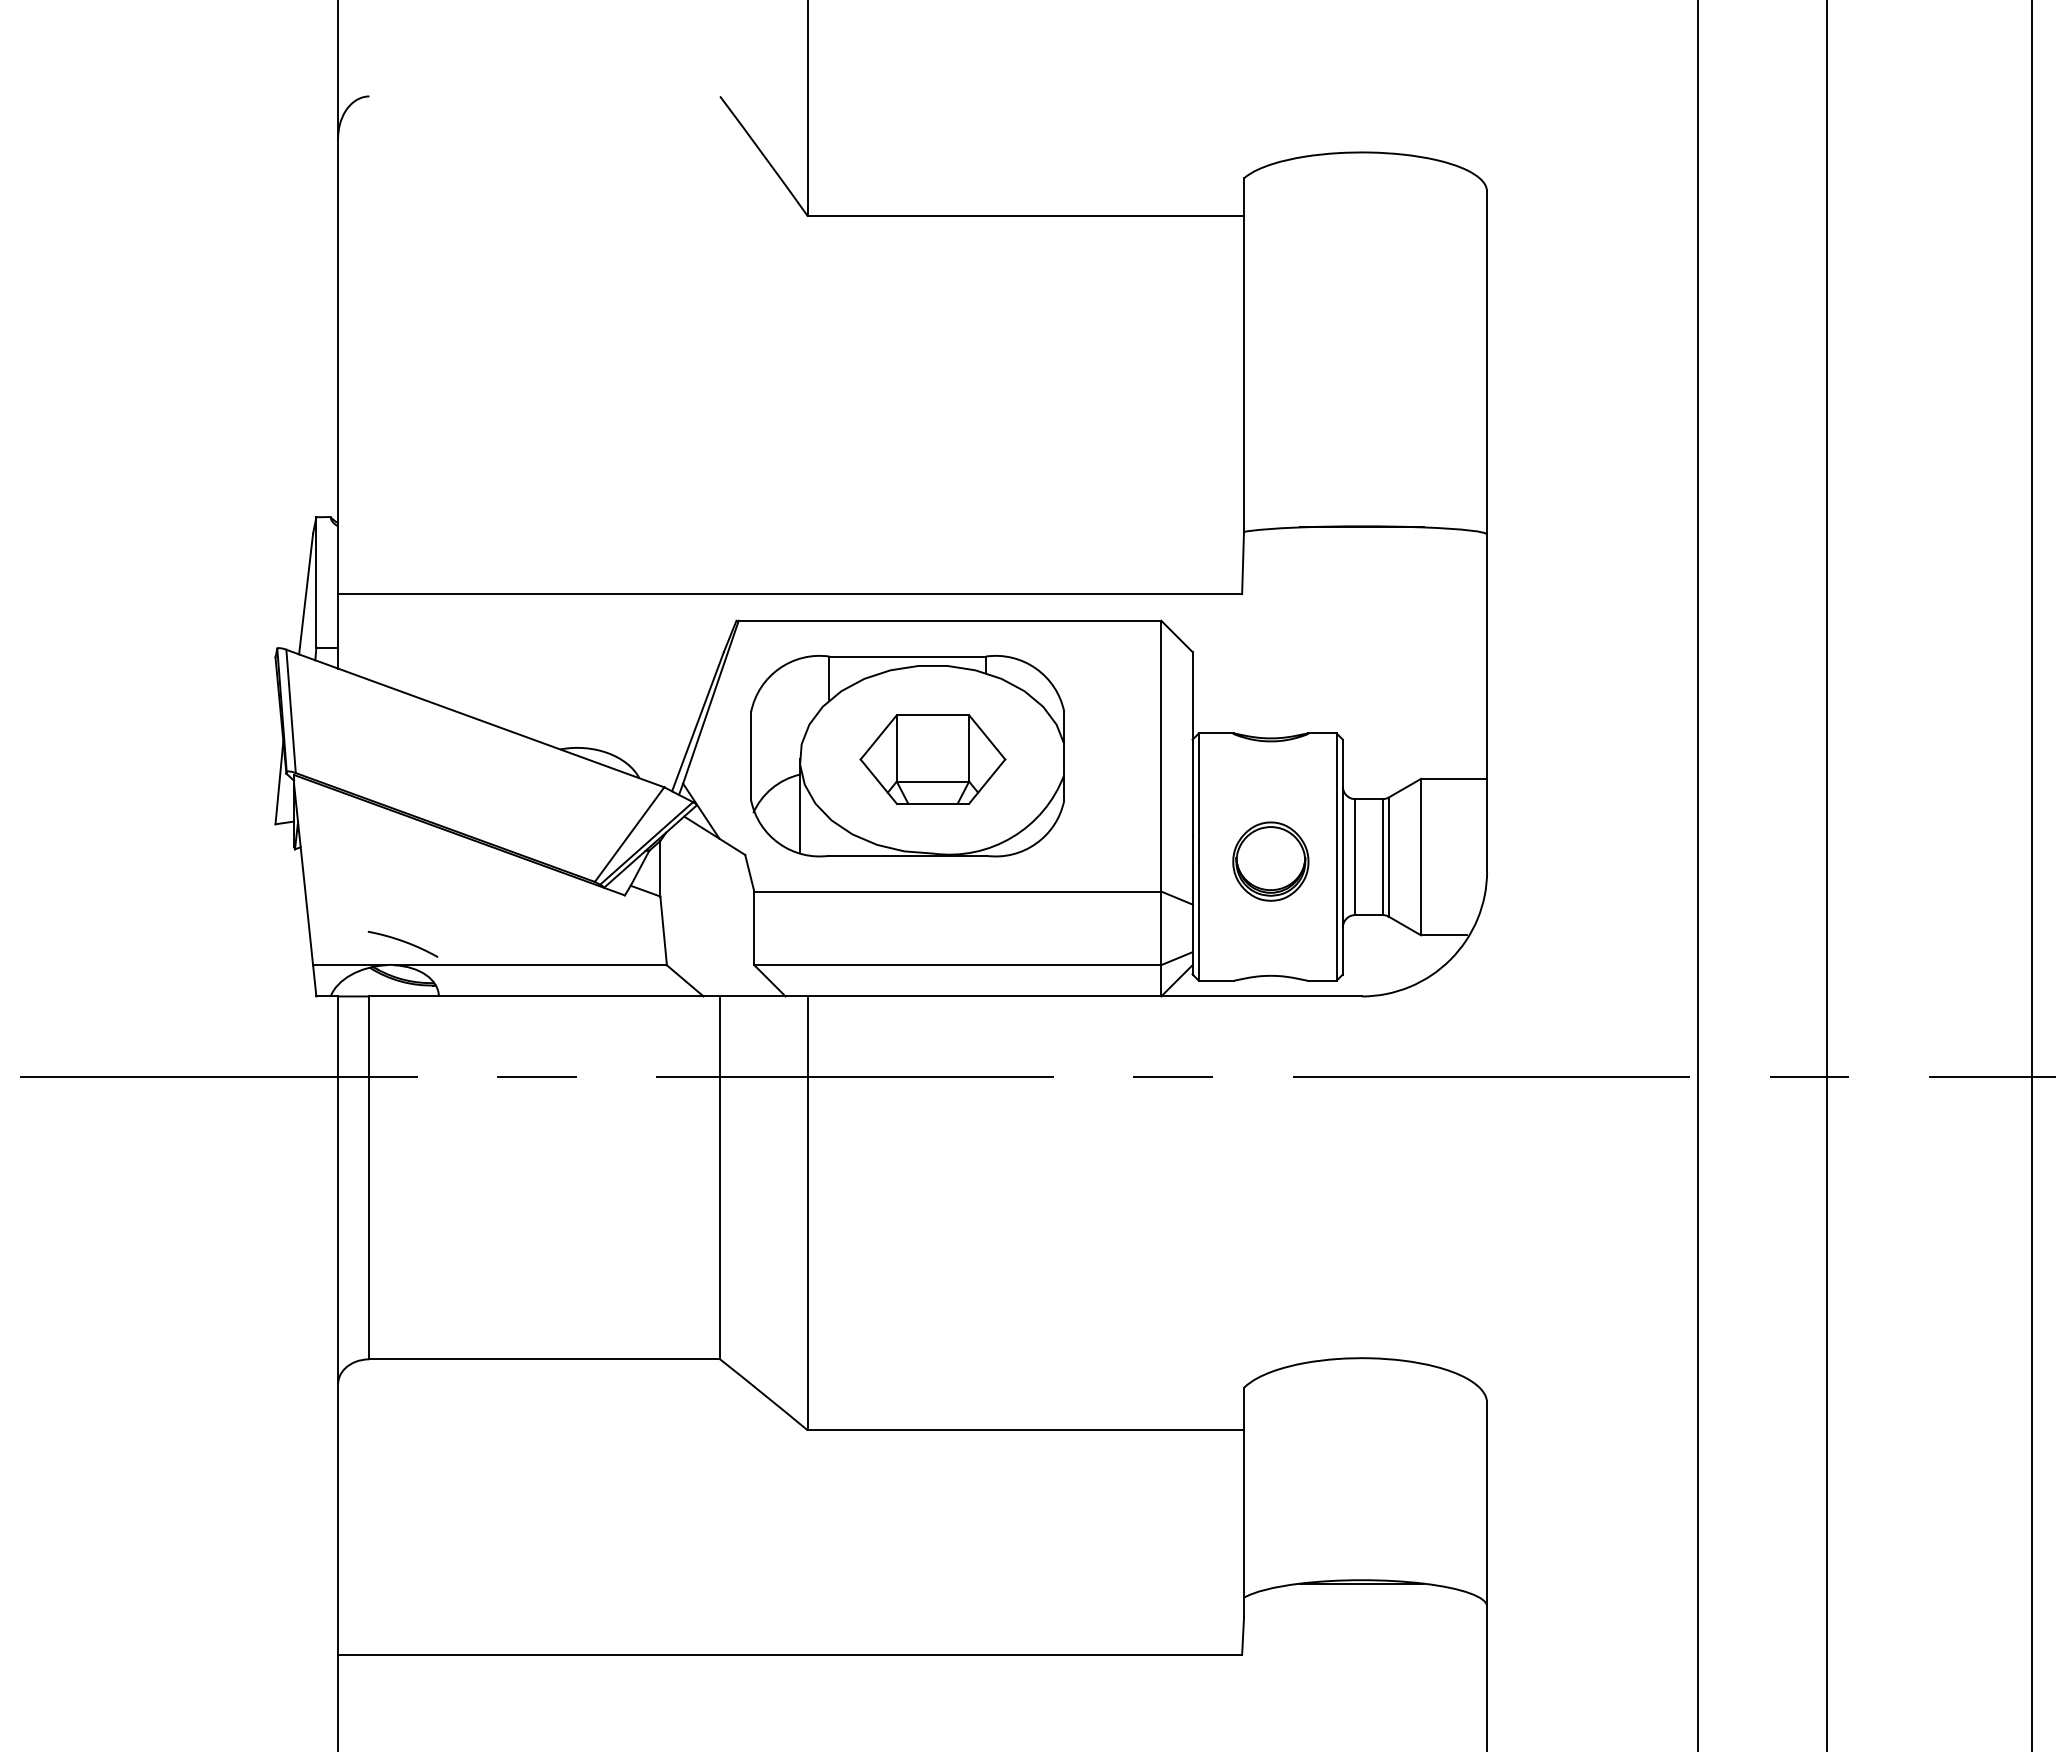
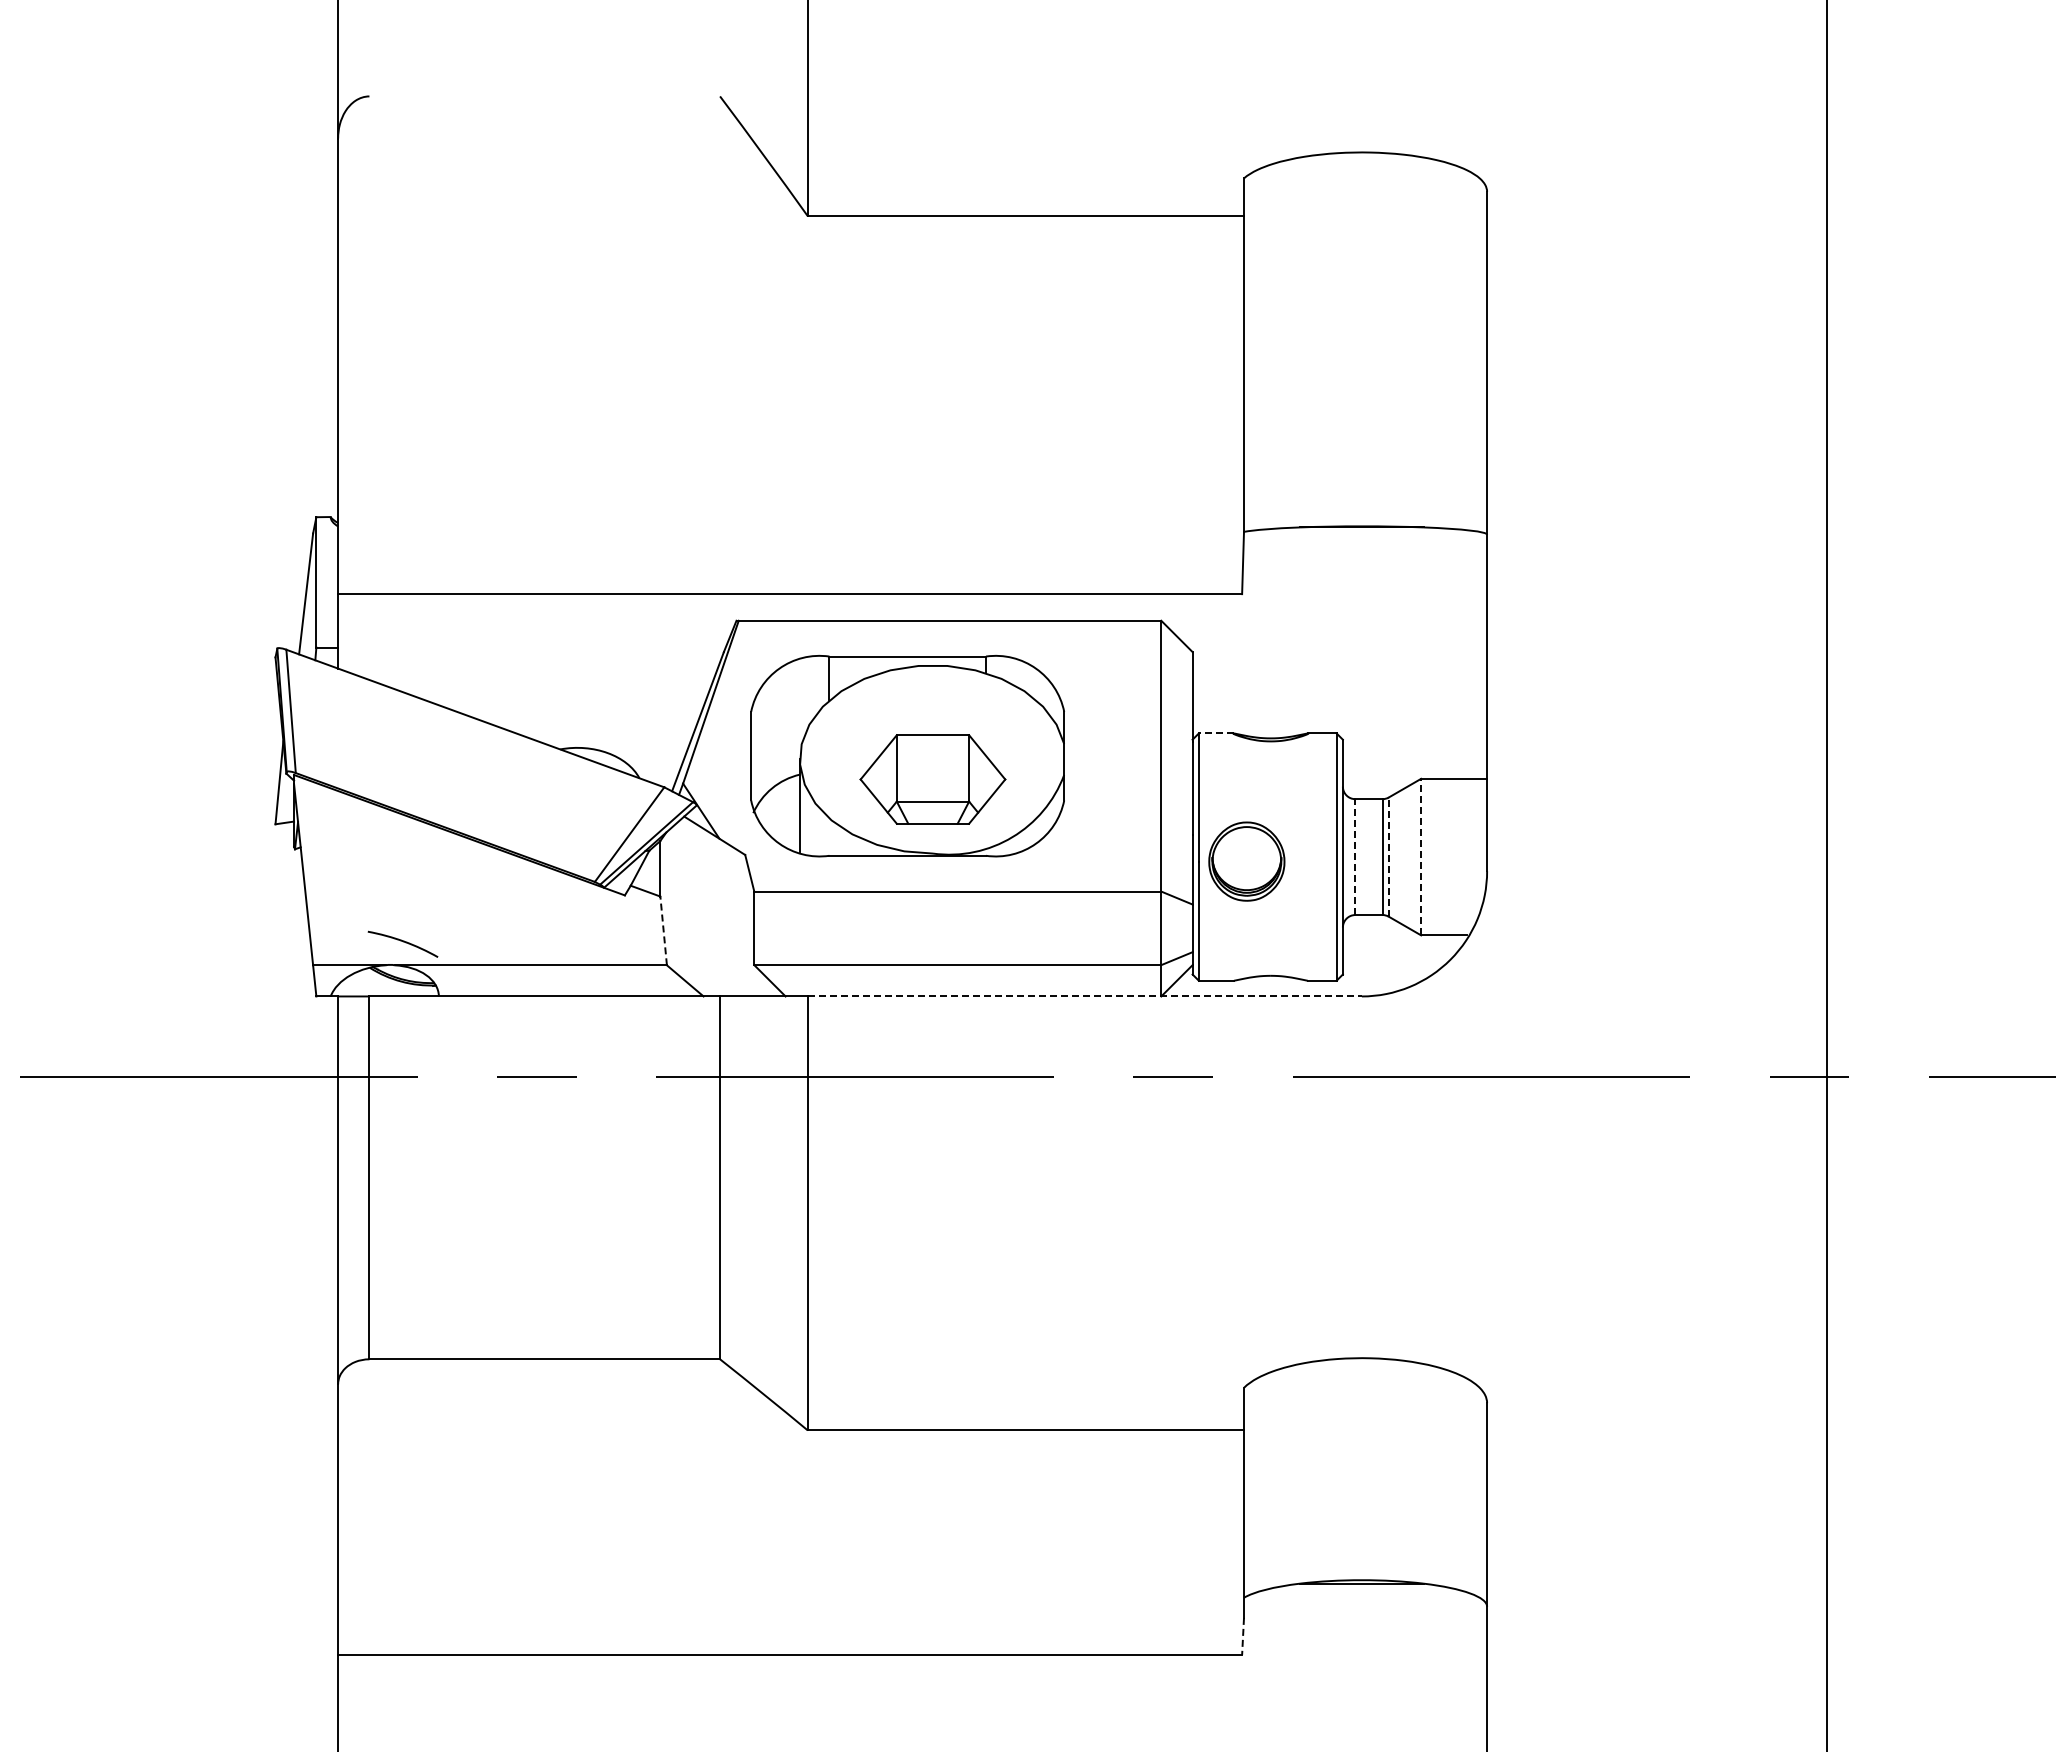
line: solid -> dashed (1215, 733)
part position: (932, 759) -> (932, 779) (932, 779)
line: solid -> dashed (1421, 856)
line: solid -> dashed (1355, 857)
line: solid -> dashed (1388, 857)
part position: (1270, 861) -> (1246, 861) (1246, 861)
line: present -> none (1698, 875)
line: present -> none (2031, 875)
line: solid -> dashed (663, 930)
line: solid -> dashed (1085, 996)
line: solid -> dashed (1243, 1636)
